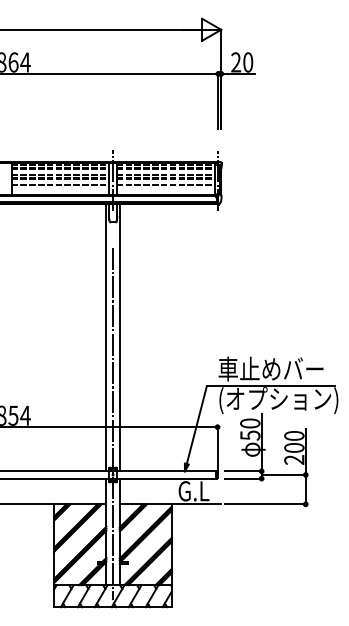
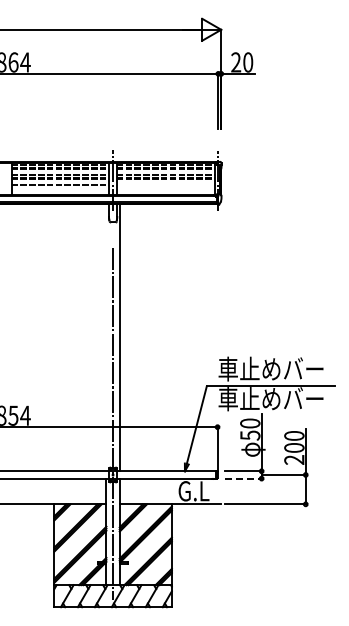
line: present -> none (165, 185)
line: present -> none (106, 337)
text: (オプション) -> 車止めバー (278, 400)
line: solid -> dashed (243, 478)
